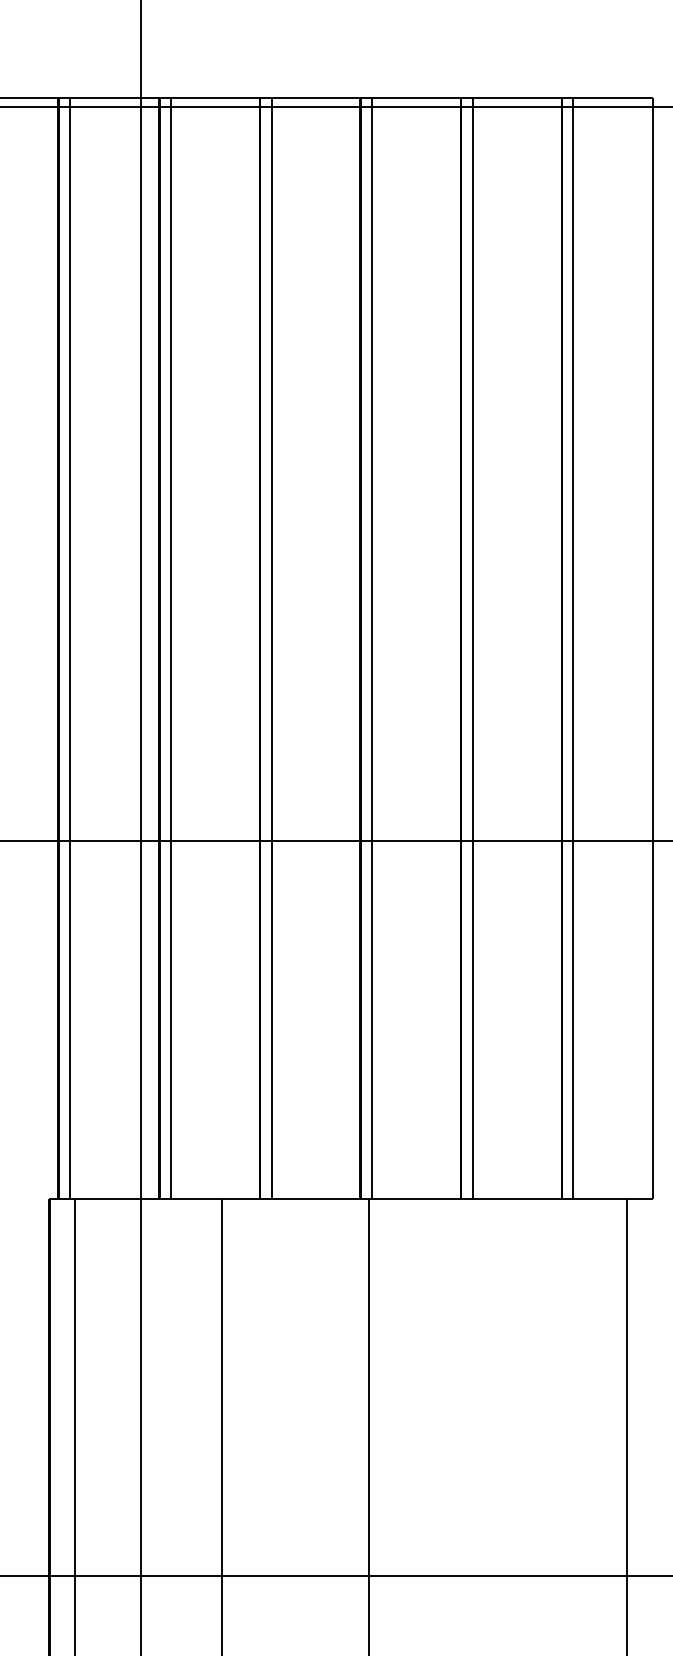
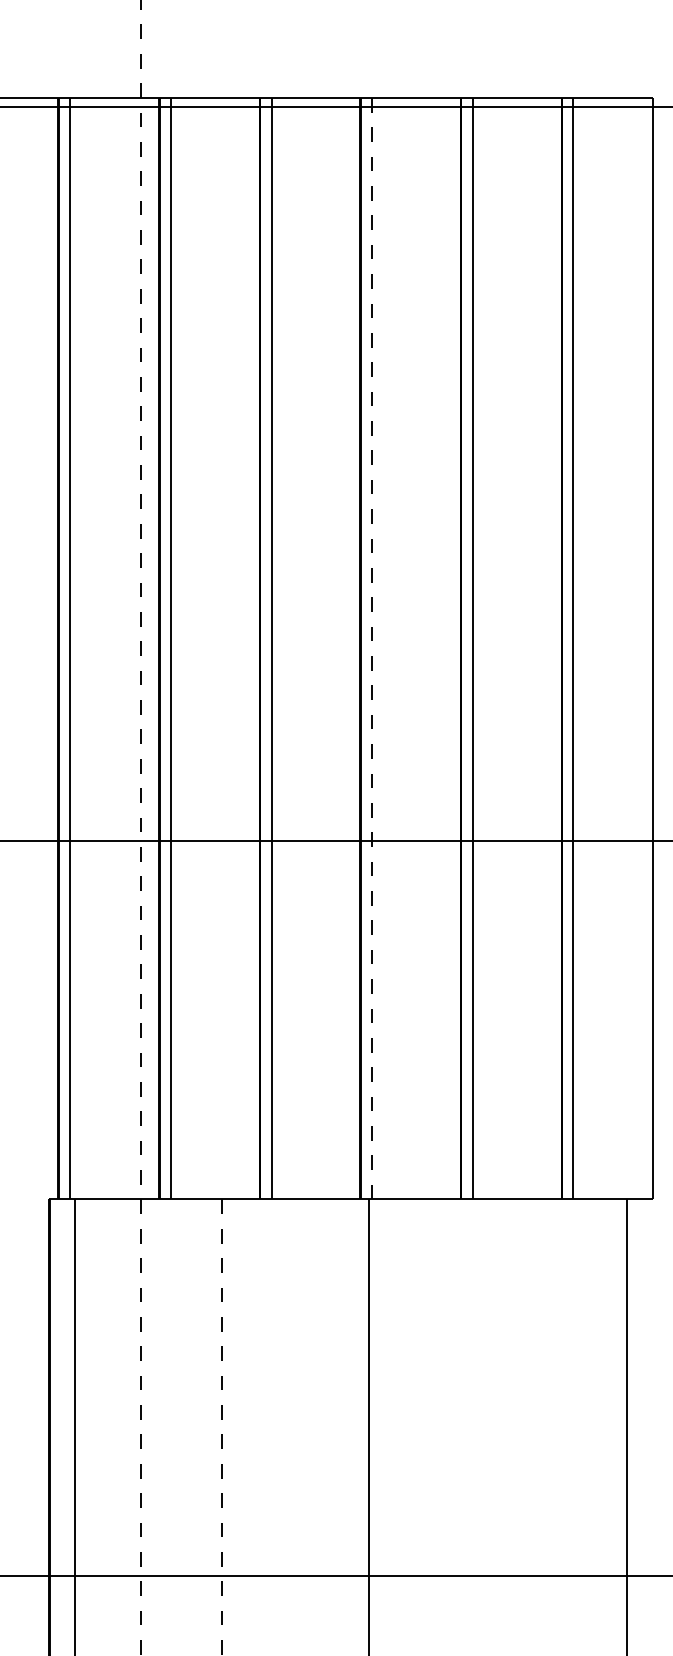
line: solid -> dashed (372, 648)
line: solid -> dashed (140, 828)
line: solid -> dashed (221, 1427)
